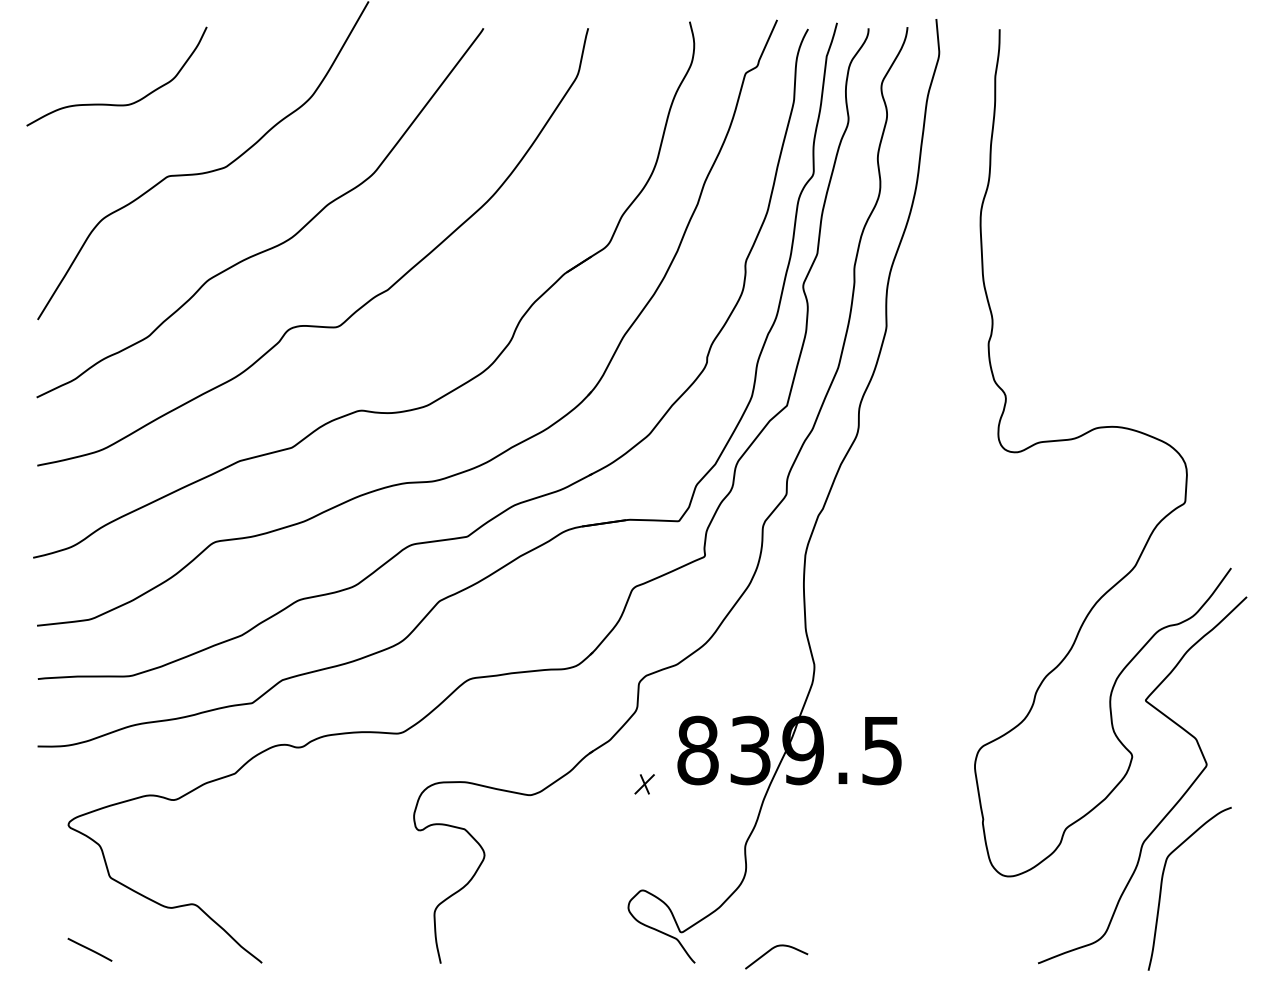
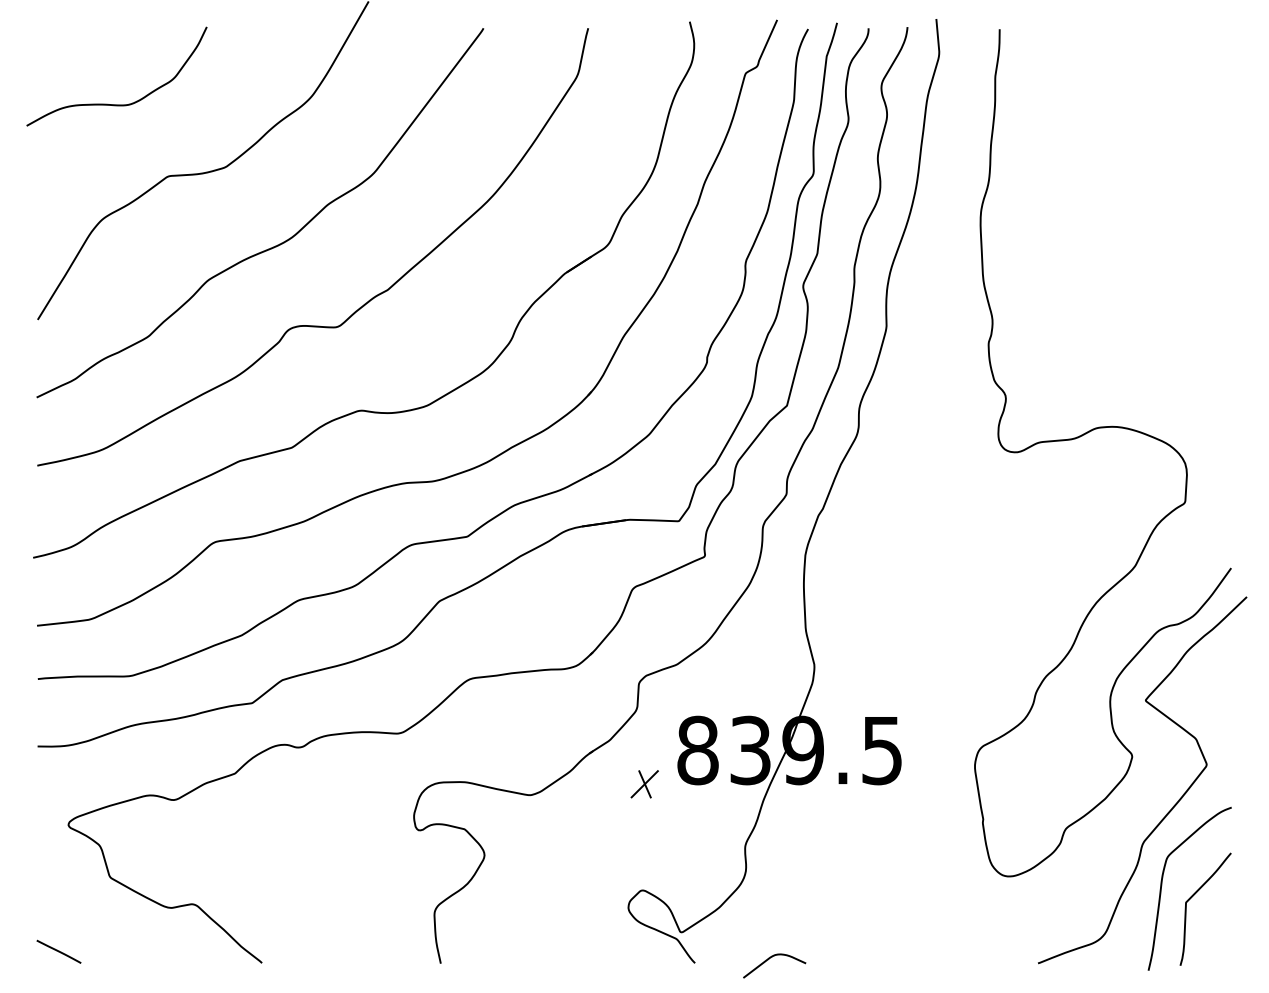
part size: 21x21 px -> 29x29 px (644, 784)
curve: none -> present (1193, 896)
line position: (89, 949) -> (58, 951) (58, 951)
curve position: (771, 950) -> (769, 959) (769, 959)
